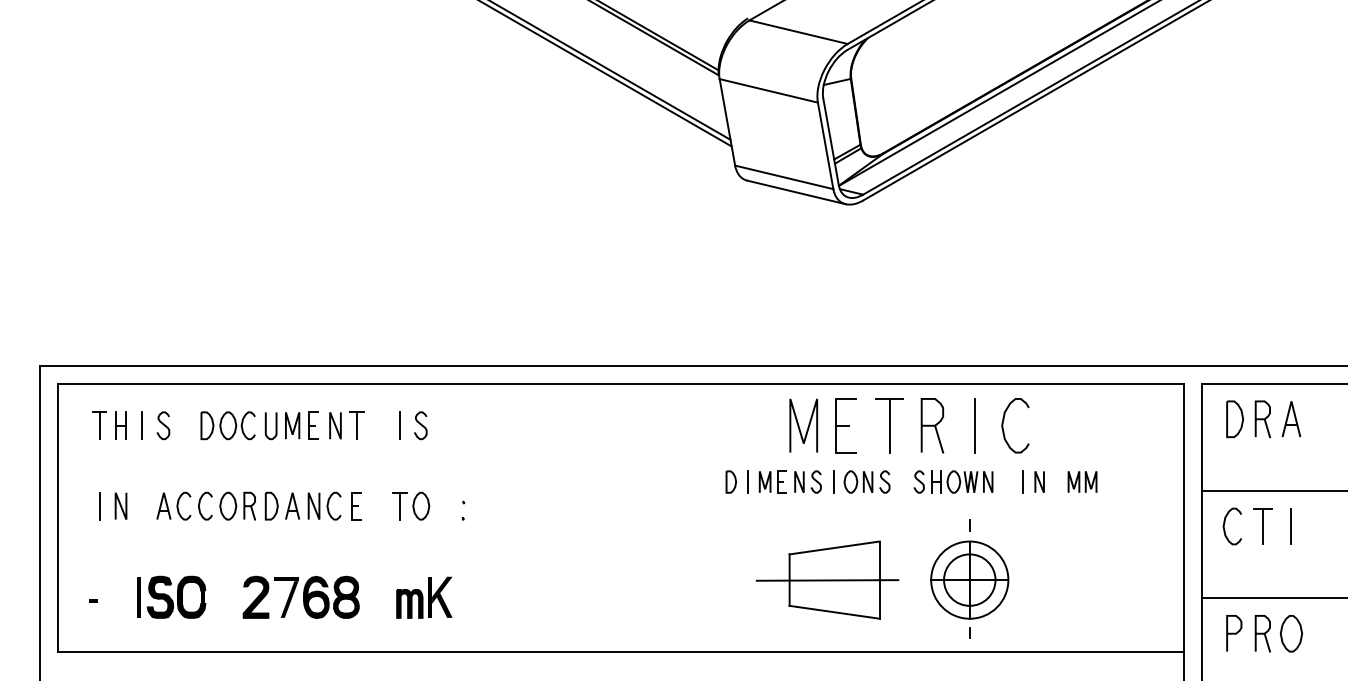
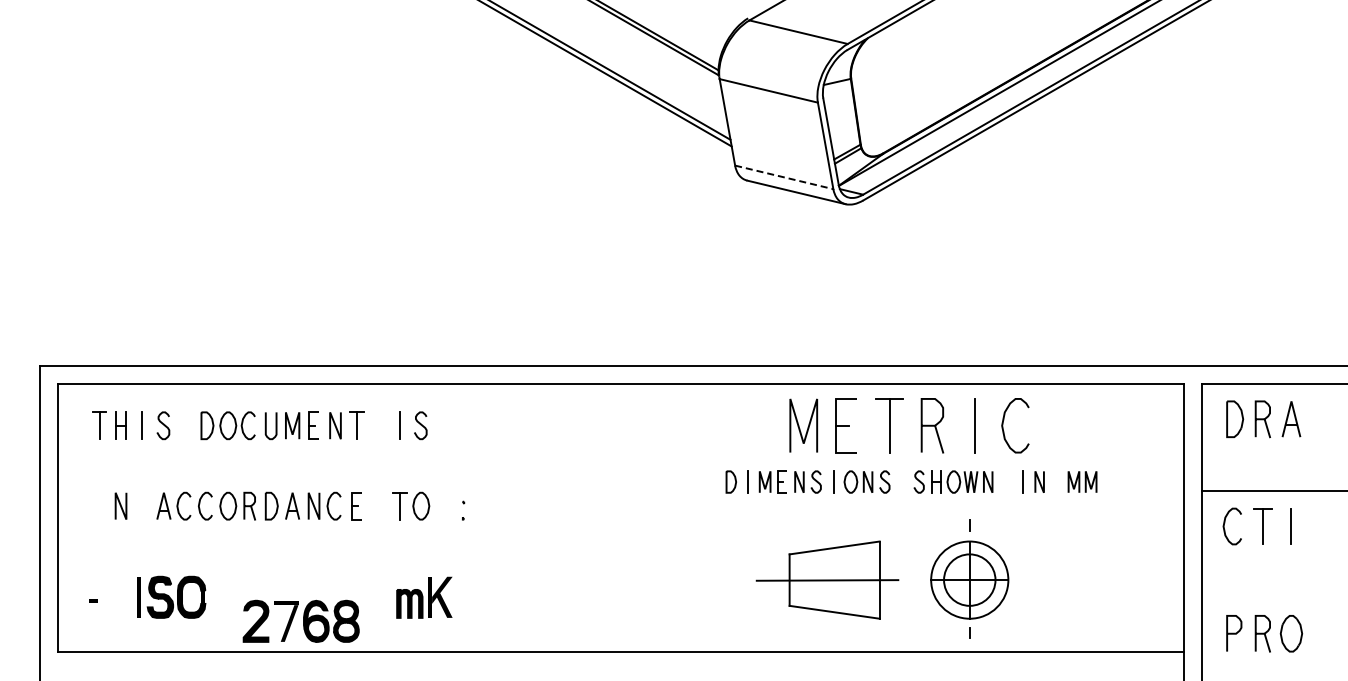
line: solid -> dashed (784, 177)
line: present -> none (99, 505)
part position: (300, 596) -> (300, 620) (300, 620)
line: present -> none (1273, 598)
